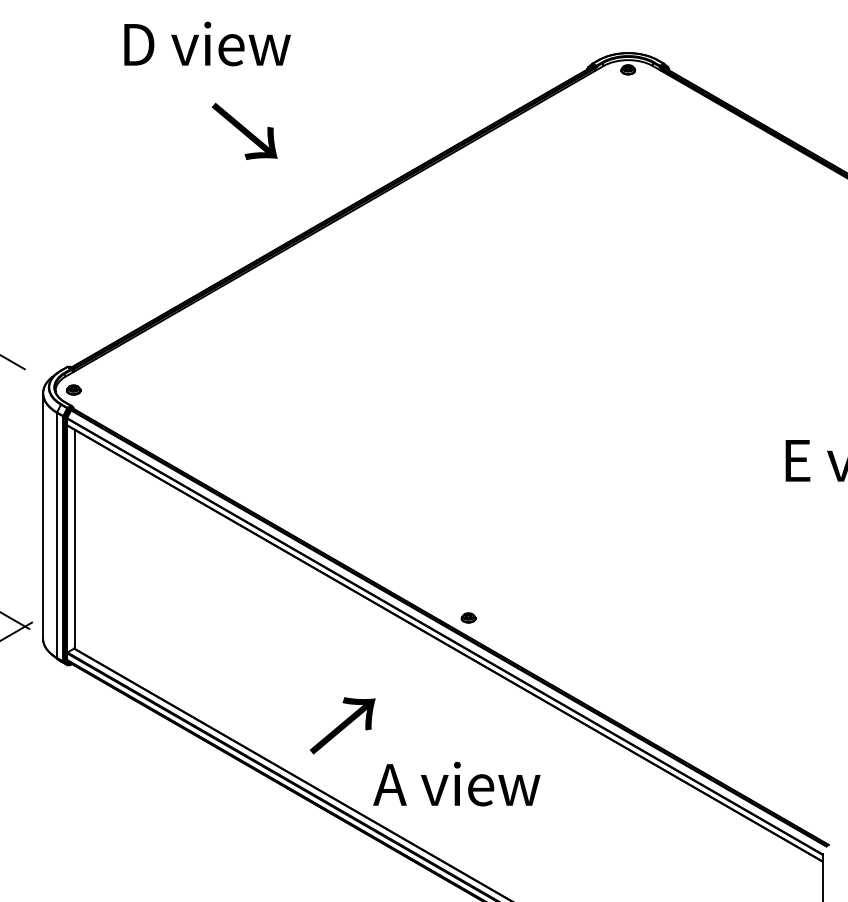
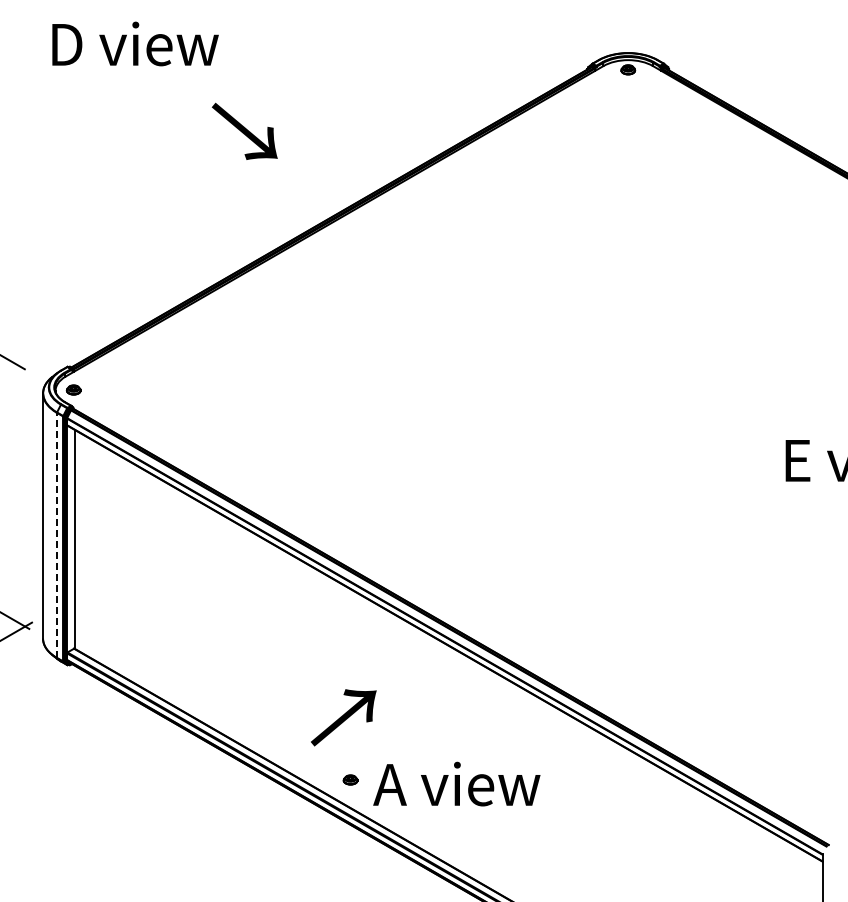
text position: (207, 43) -> (135, 43) (135, 43)
line: solid -> dashed (56, 535)
part position: (468, 617) -> (350, 779) (350, 779)
text position: (342, 725) -> (343, 717) (343, 717)
